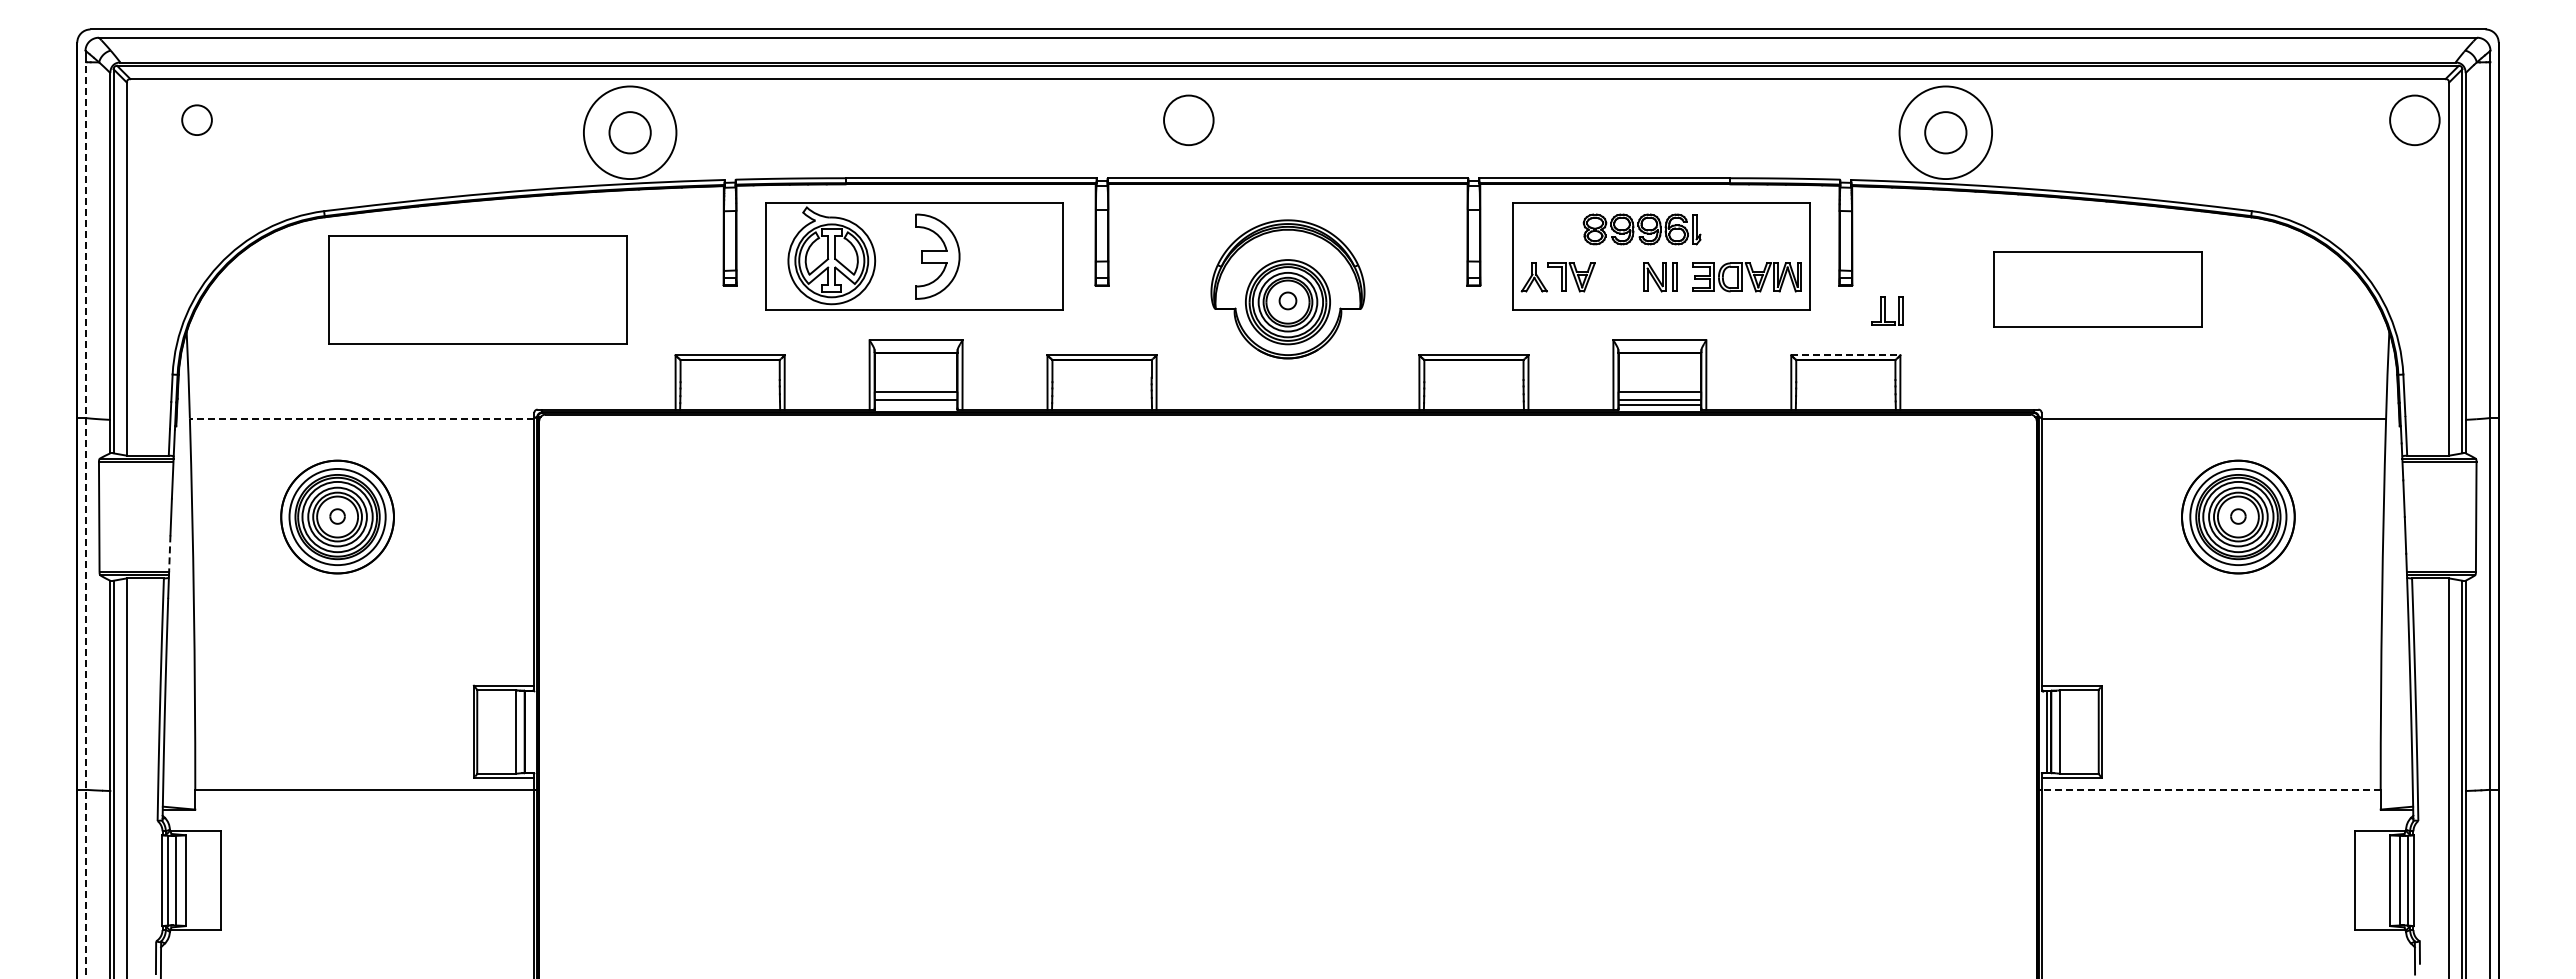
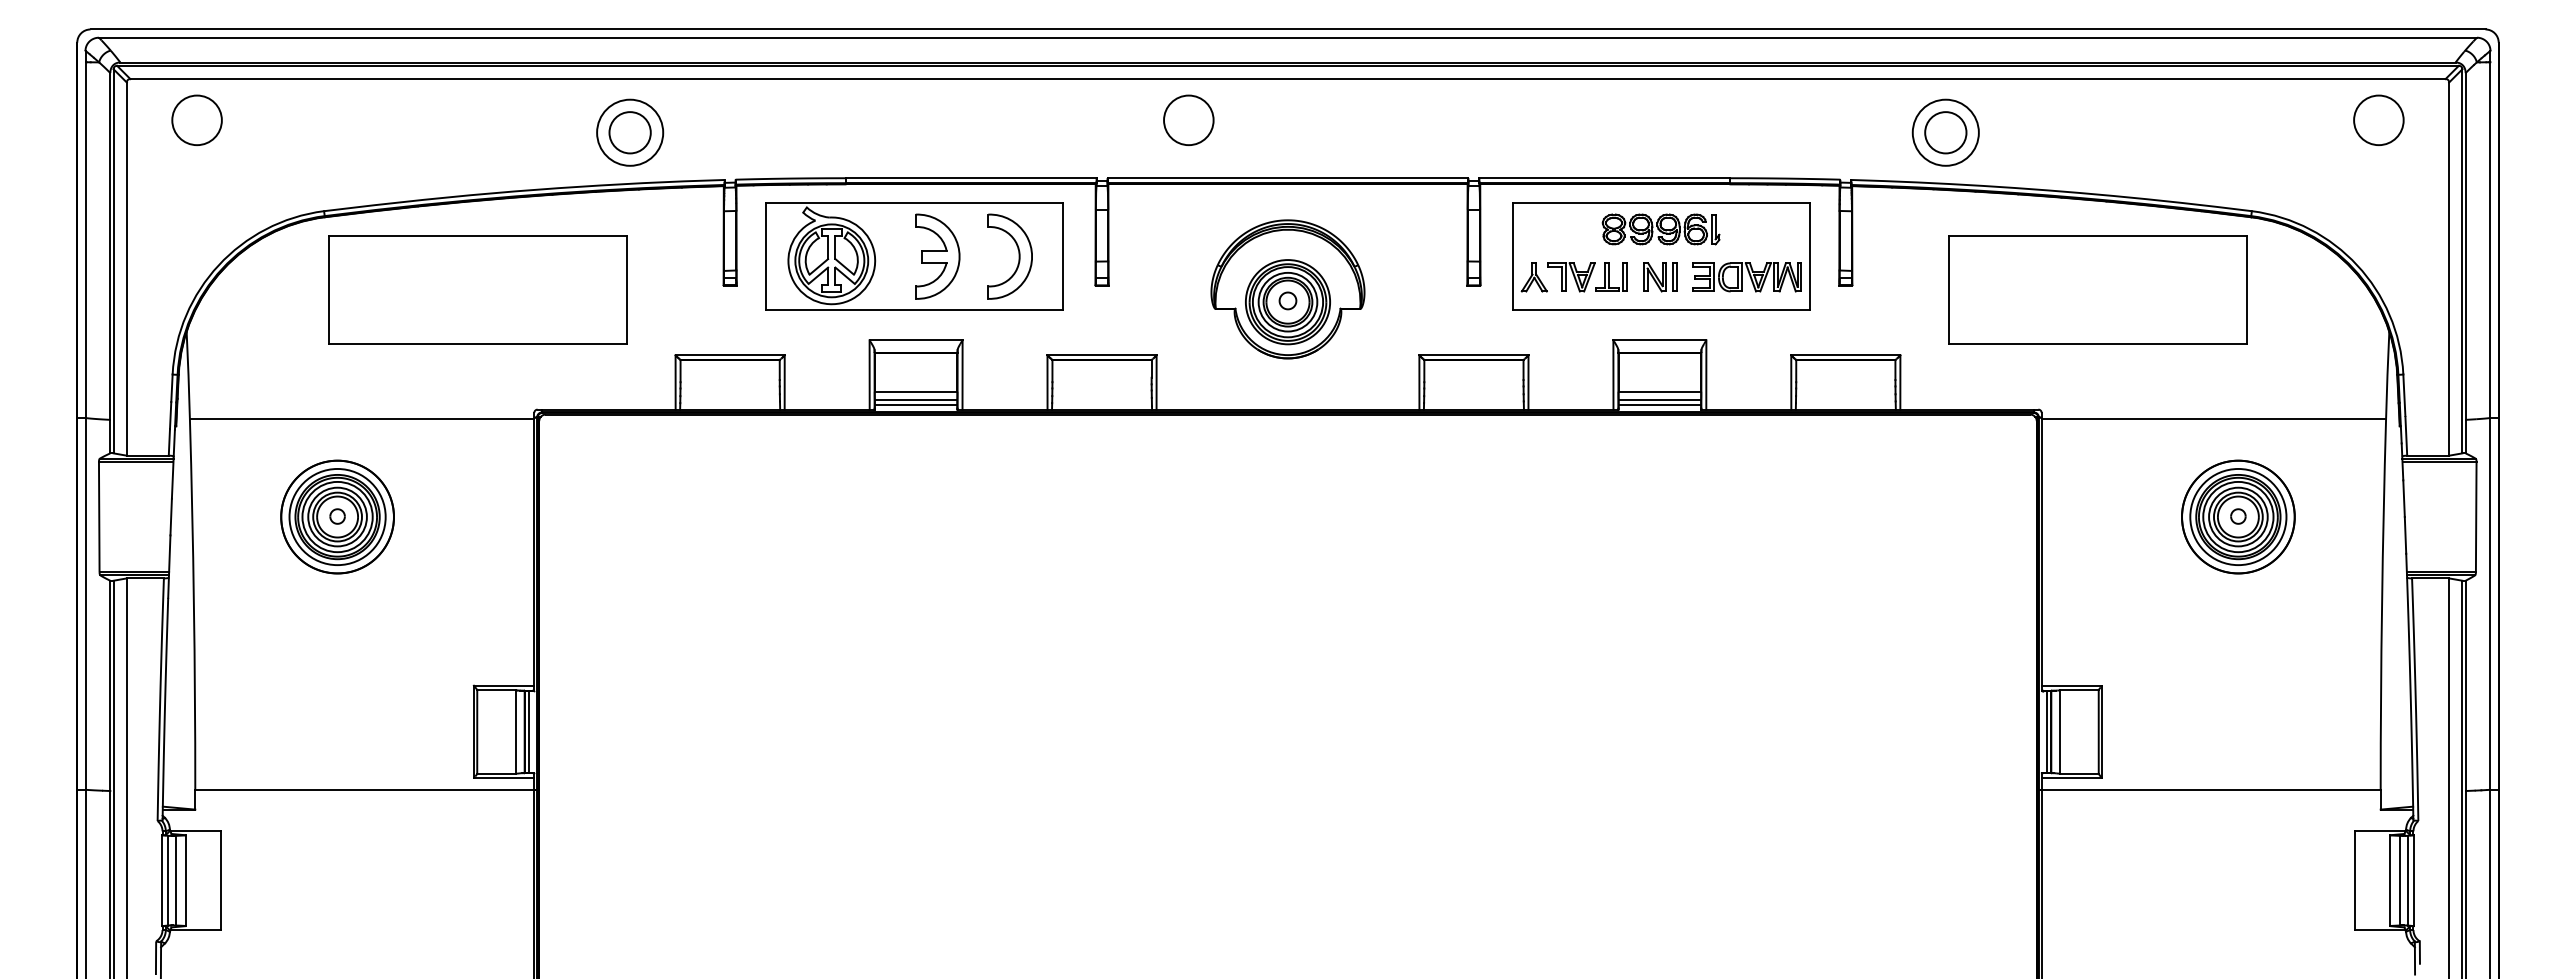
circle size: 32x32 px -> 52x52 px (196, 119)
circle position: (2414, 119) -> (2378, 119) (2378, 119)
circle diameter: 93 px -> 66 px (630, 132)
circle diameter: 93 px -> 66 px (1945, 132)
part position: (1641, 229) -> (1660, 229) (1660, 229)
part: none -> present (1018, 256)
part size: 210x77 px -> 300x110 px (2097, 289)
part position: (1887, 310) -> (1611, 276) (1611, 276)
line: dashed -> solid (1845, 355)
line: none -> present (915, 404)
line: dashed -> solid (361, 418)
line: dashed -> solid (85, 520)
line: dashed -> solid (169, 554)
line: none -> present (528, 731)
line: dashed -> solid (2211, 789)
